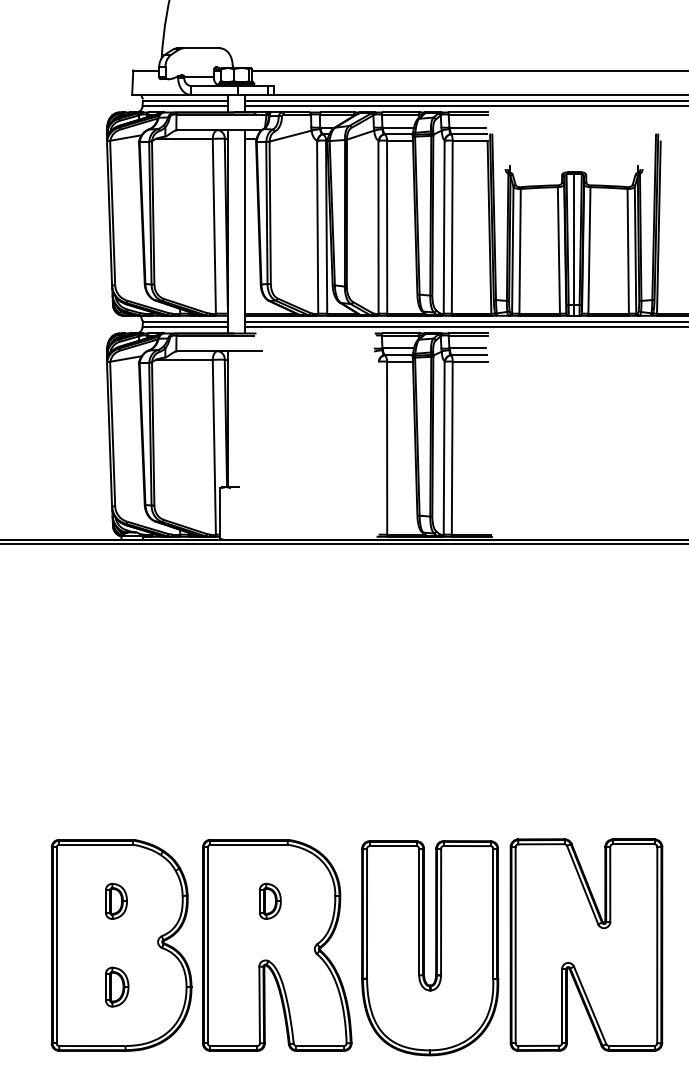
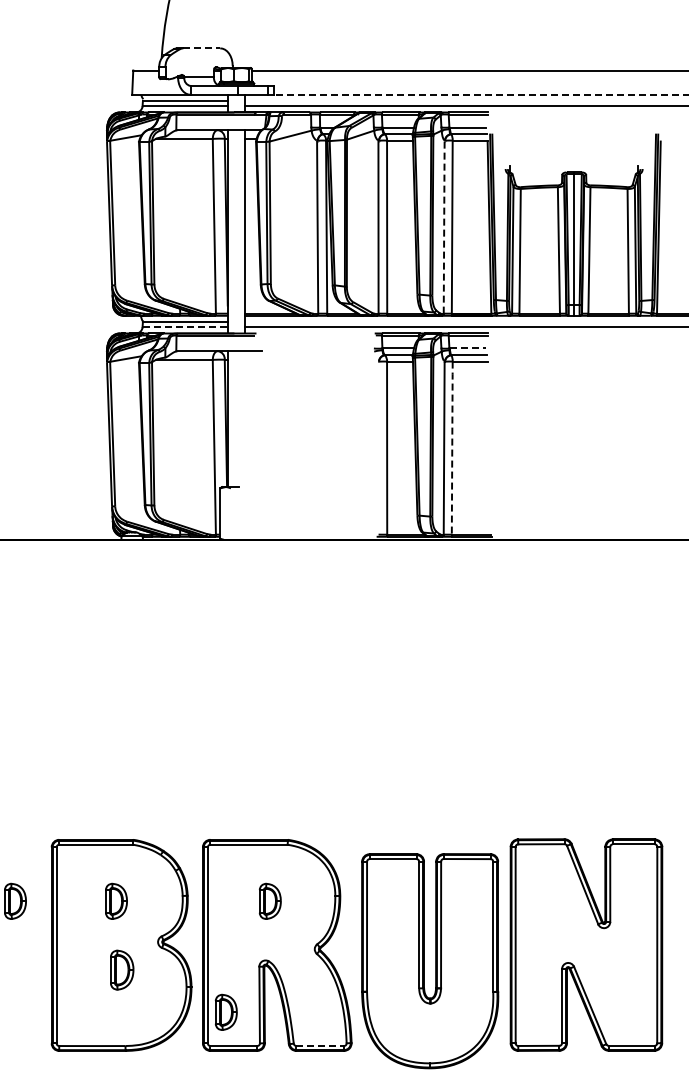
line: solid -> dashed (202, 48)
line: solid -> dashed (480, 94)
line: present -> none (465, 100)
line: solid -> dashed (444, 226)
line: present -> none (465, 321)
line: solid -> dashed (185, 327)
line: solid -> dashed (467, 348)
line: solid -> dashed (452, 446)
line: present -> none (343, 543)
part: none -> present (15, 900)
part position: (430, 948) -> (430, 961) (430, 961)
part position: (117, 986) -> (122, 969) (122, 969)
part: none -> present (225, 1011)
line: solid -> dashed (320, 1045)
